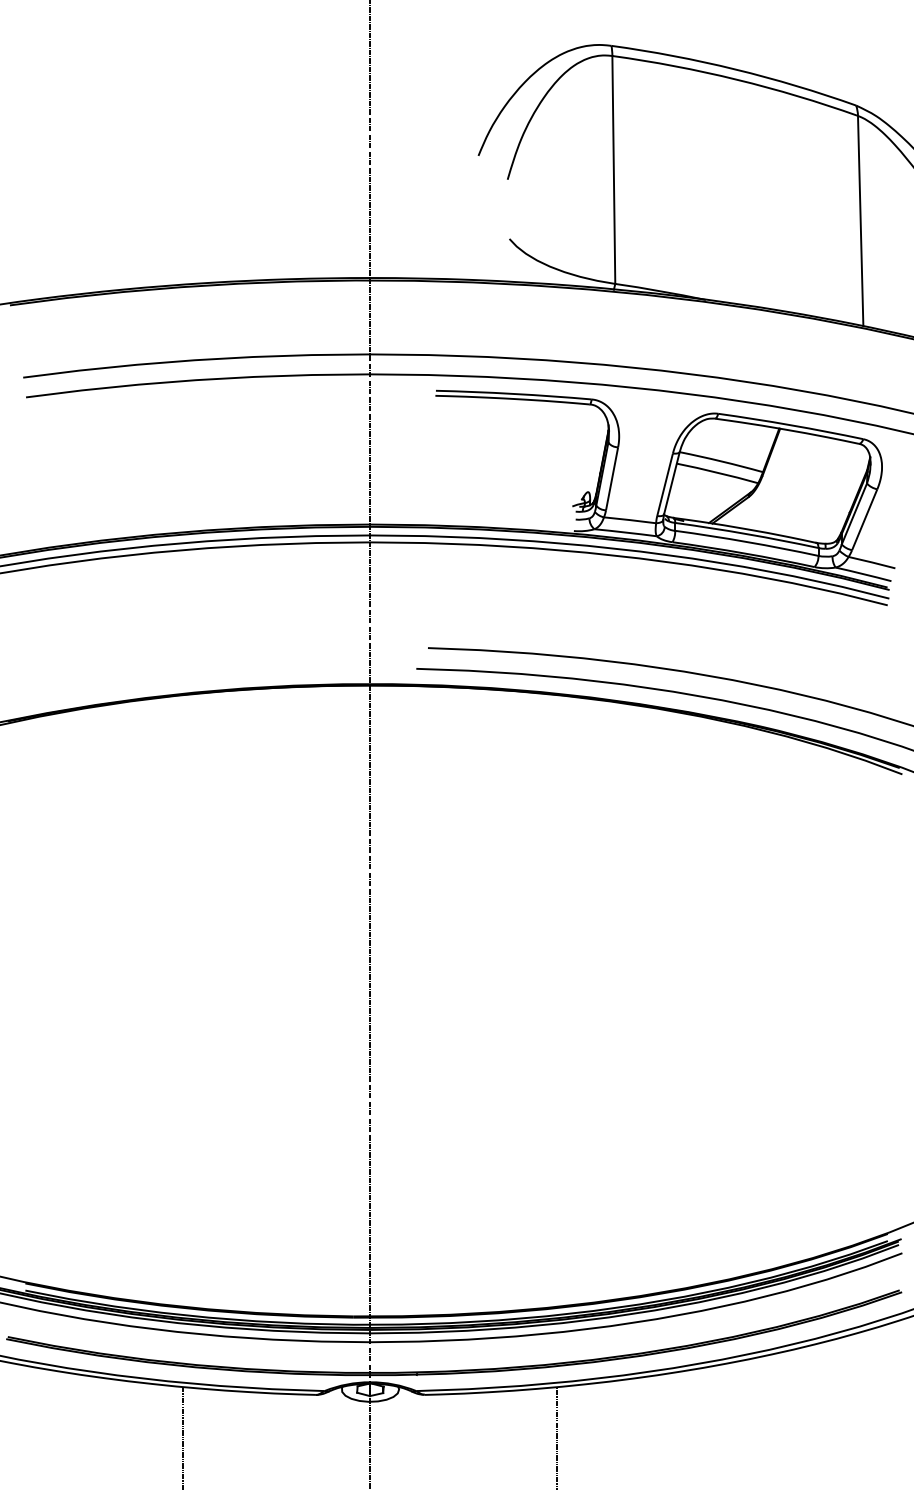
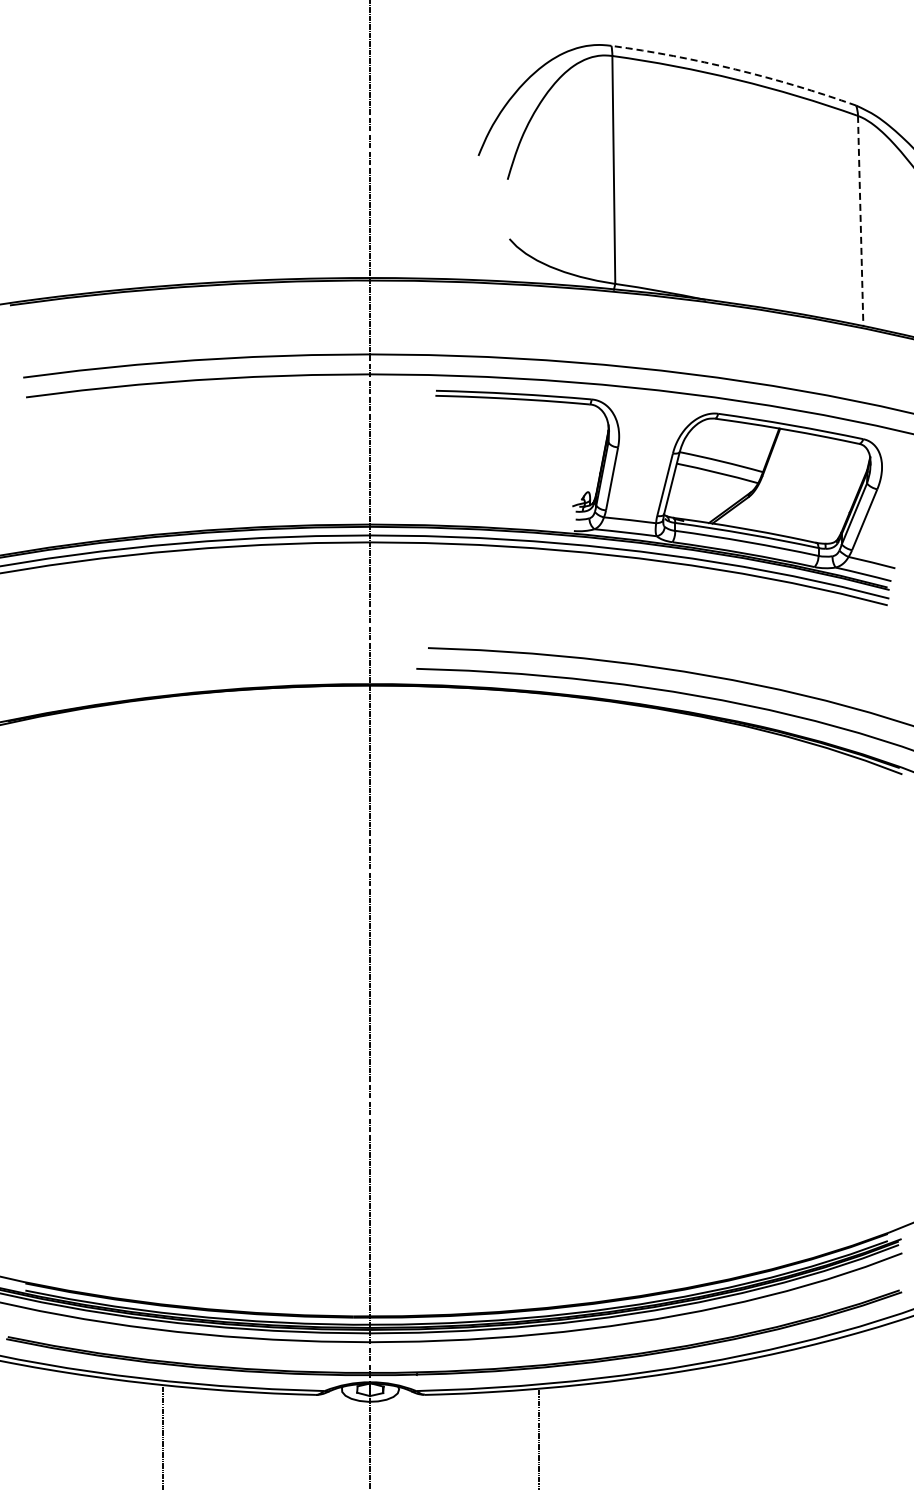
arc: solid -> dashed (735, 69)
line: solid -> dashed (860, 221)
line position: (183, 1436) -> (163, 1436) (163, 1436)
line position: (557, 1436) -> (539, 1436) (539, 1436)
